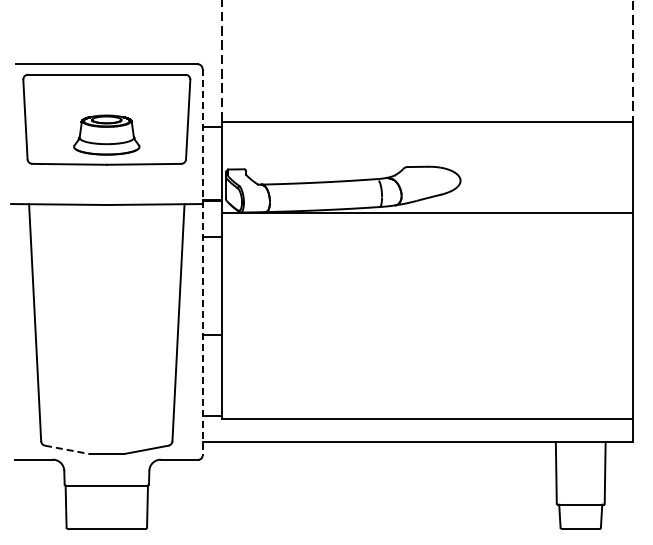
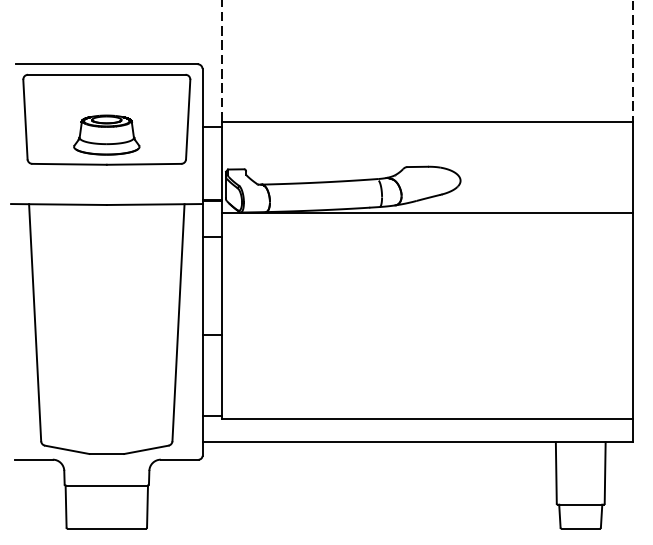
line: dashed -> solid (202, 262)
line: dashed -> solid (67, 449)
